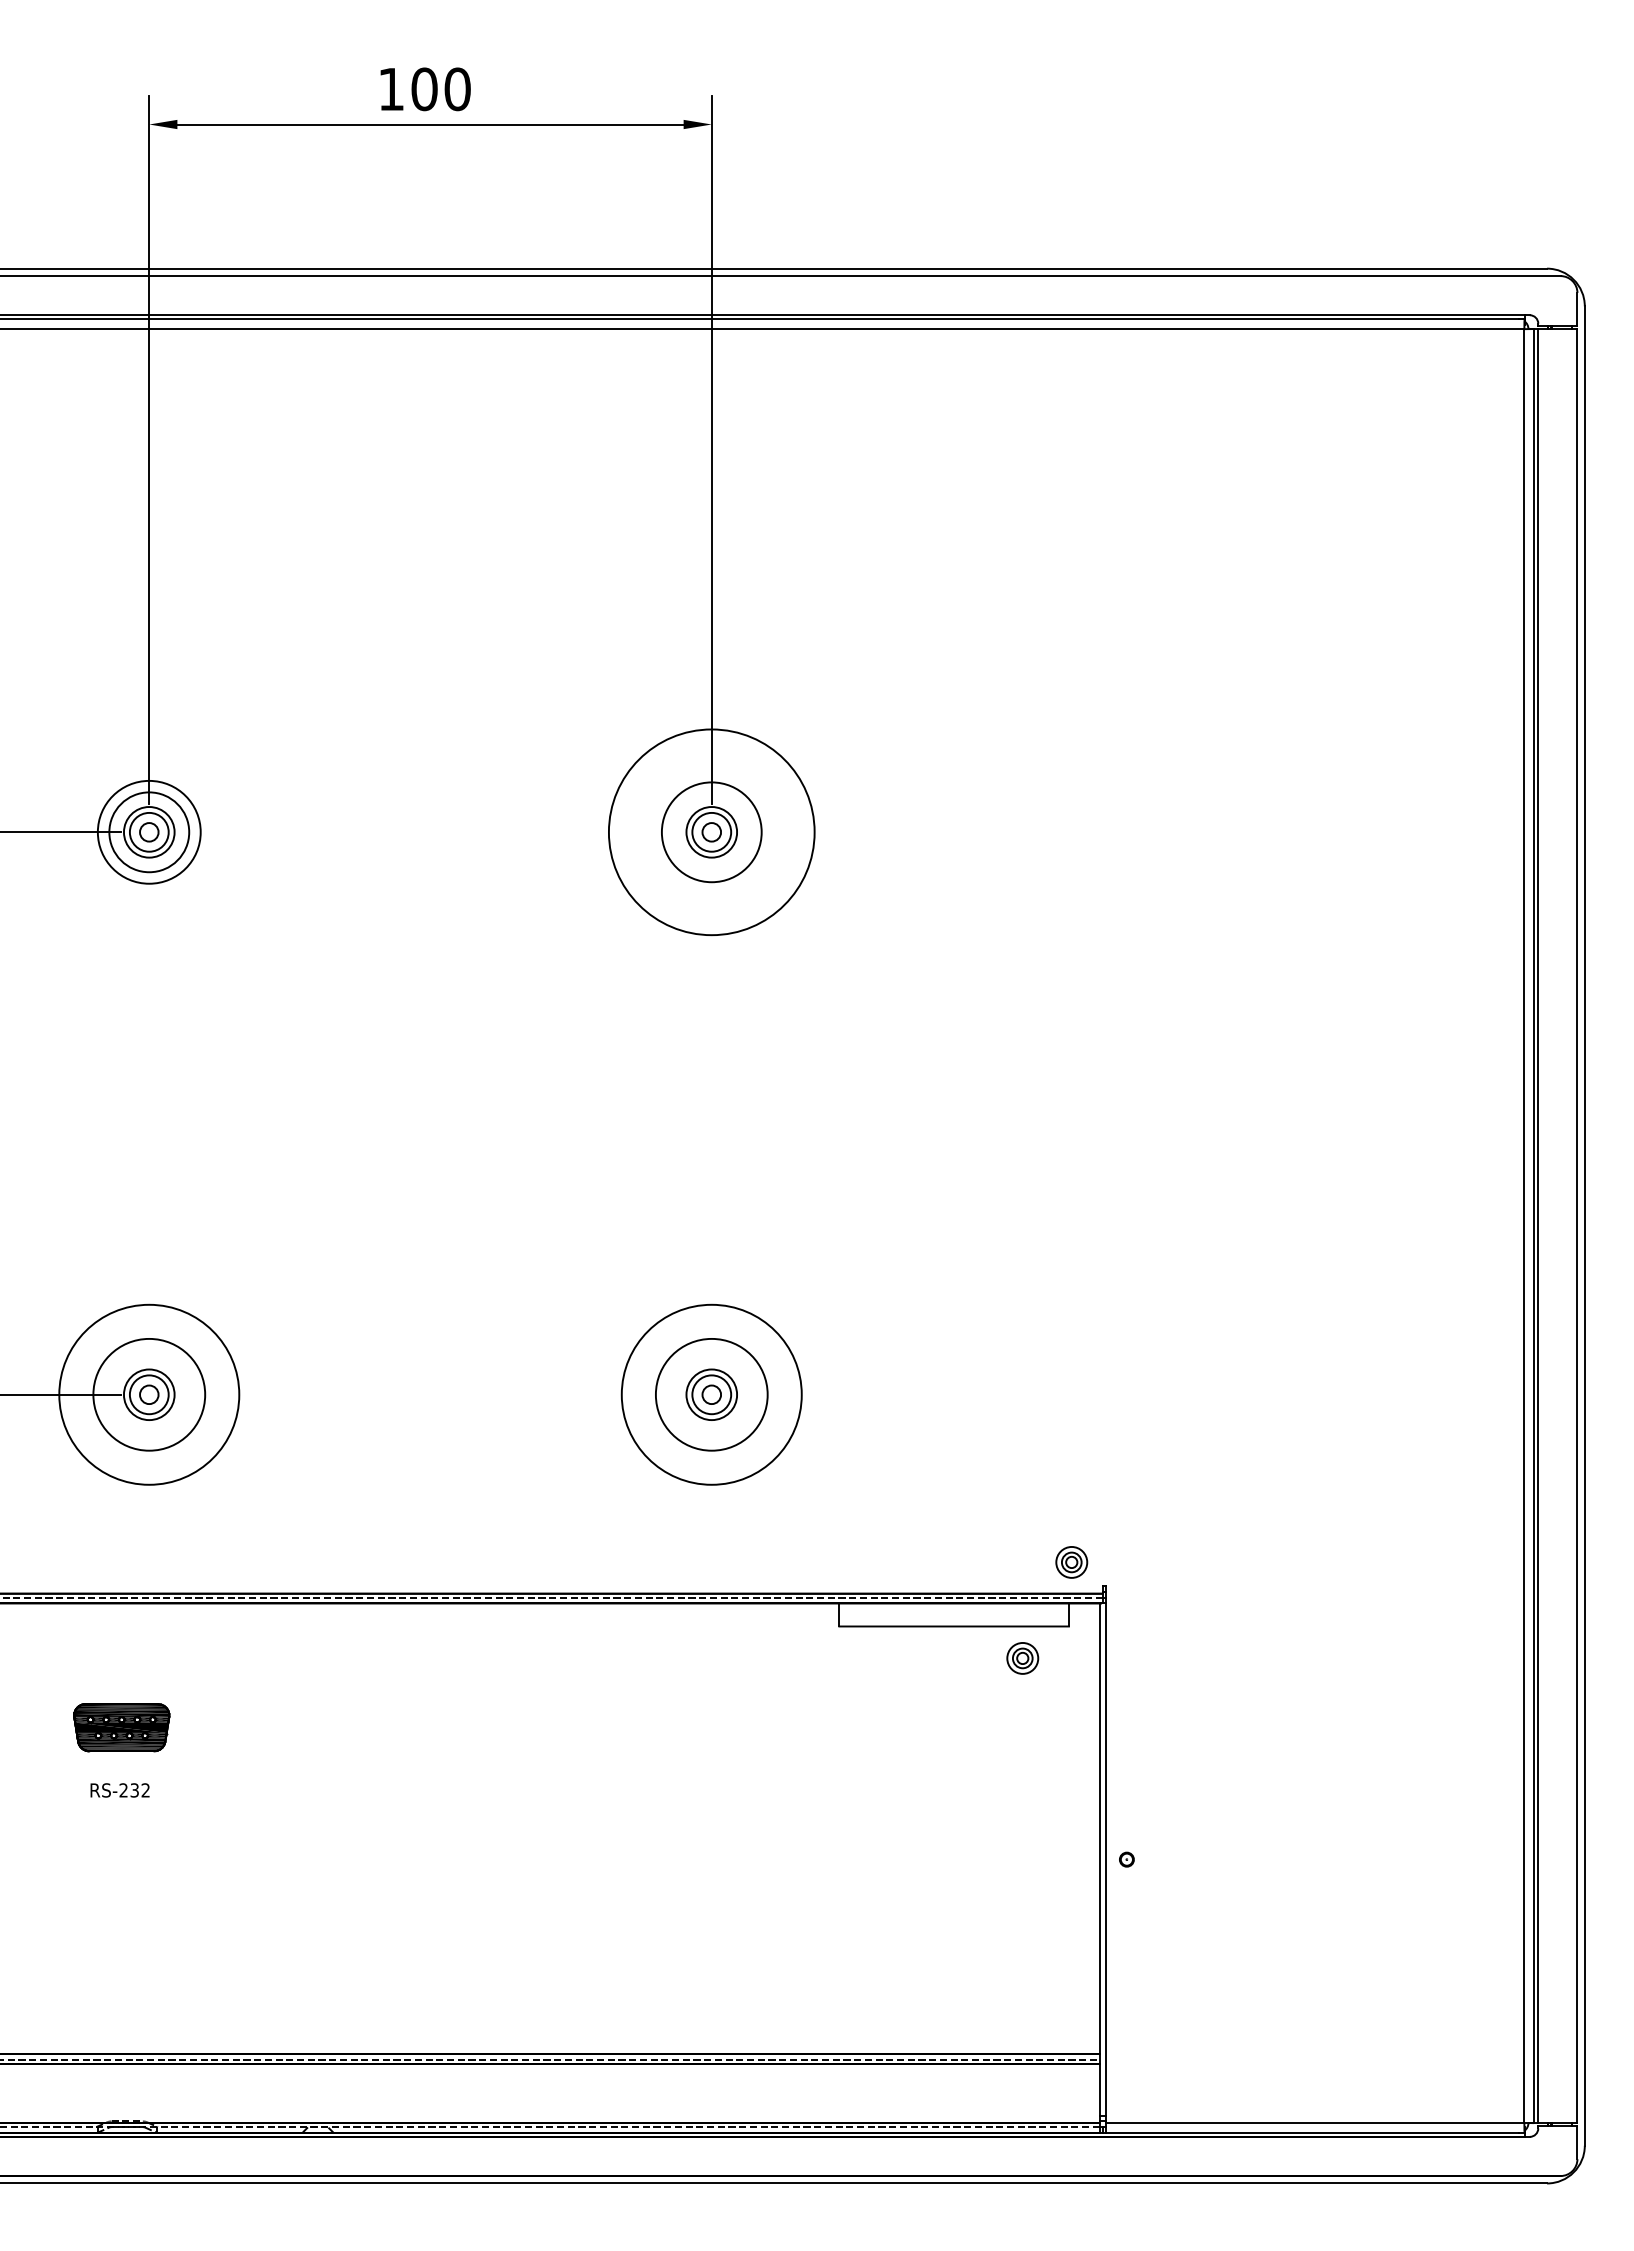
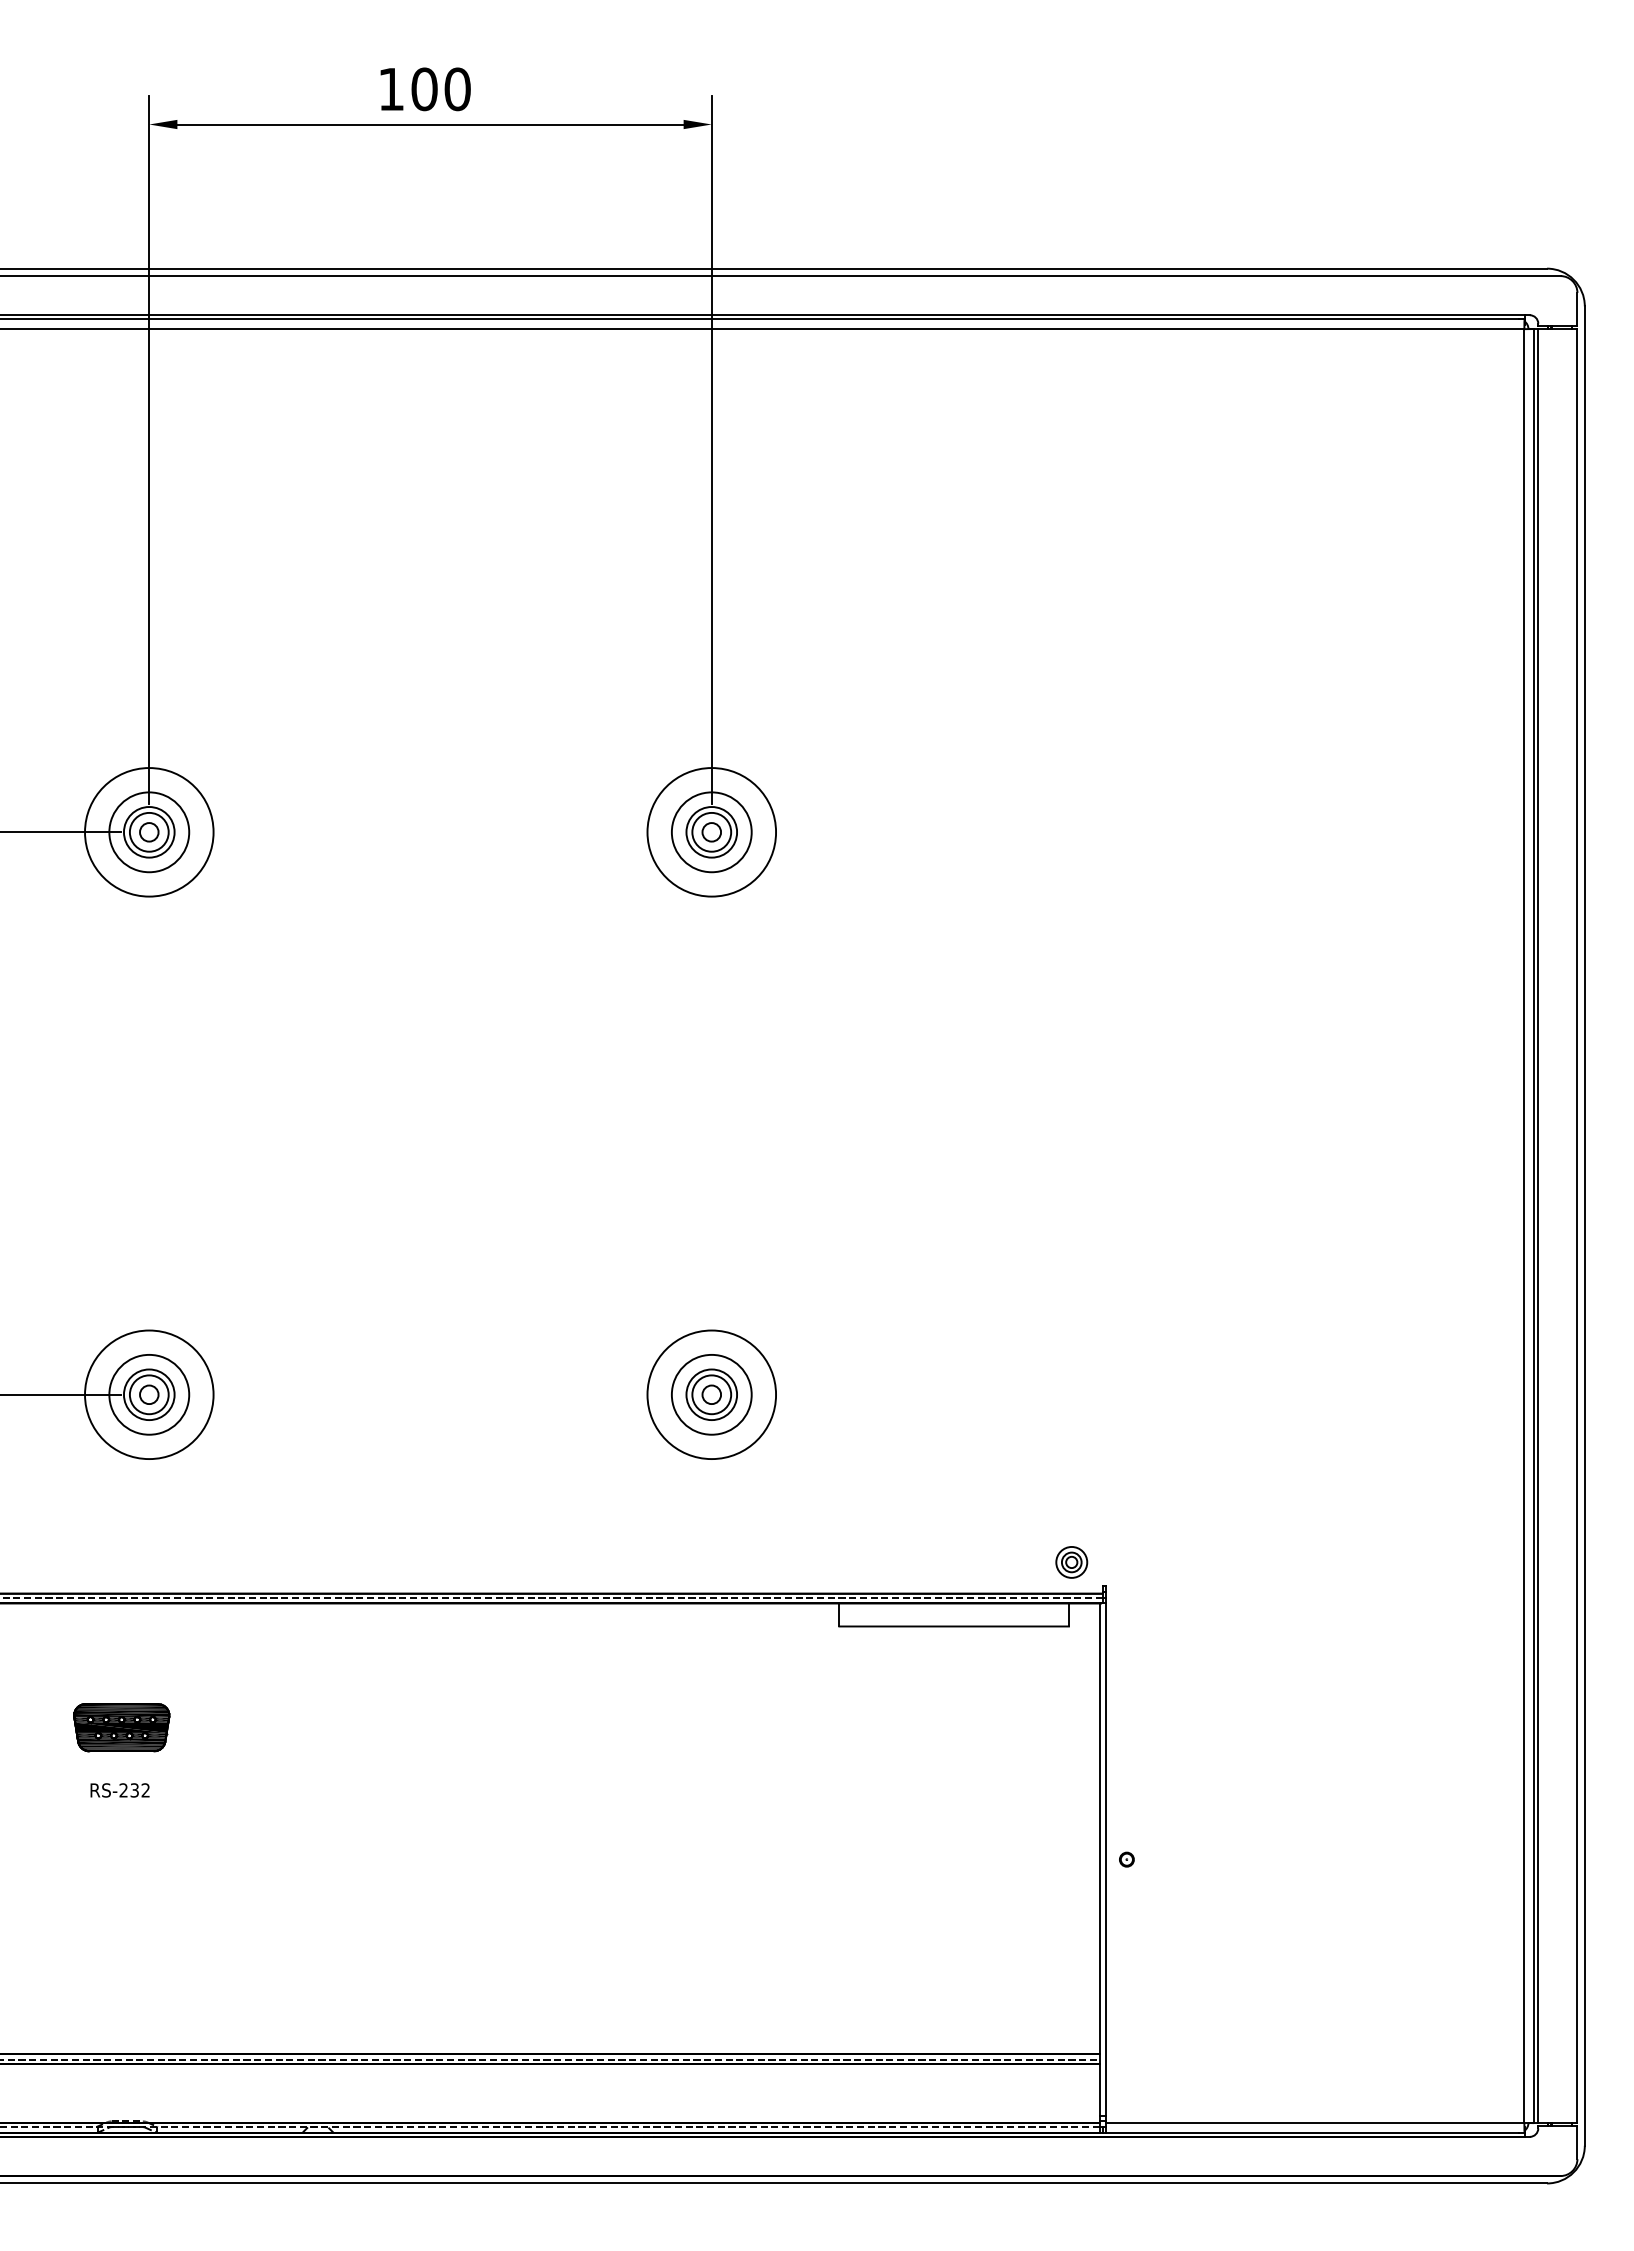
circle diameter: 103 px -> 129 px (149, 832)
circle diameter: 100 px -> 80 px (711, 832)
circle diameter: 206 px -> 129 px (711, 832)
circle diameter: 112 px -> 80 px (149, 1394)
circle diameter: 180 px -> 129 px (149, 1394)
circle diameter: 112 px -> 80 px (711, 1394)
circle diameter: 180 px -> 129 px (711, 1394)
part: present -> none (1022, 1658)
